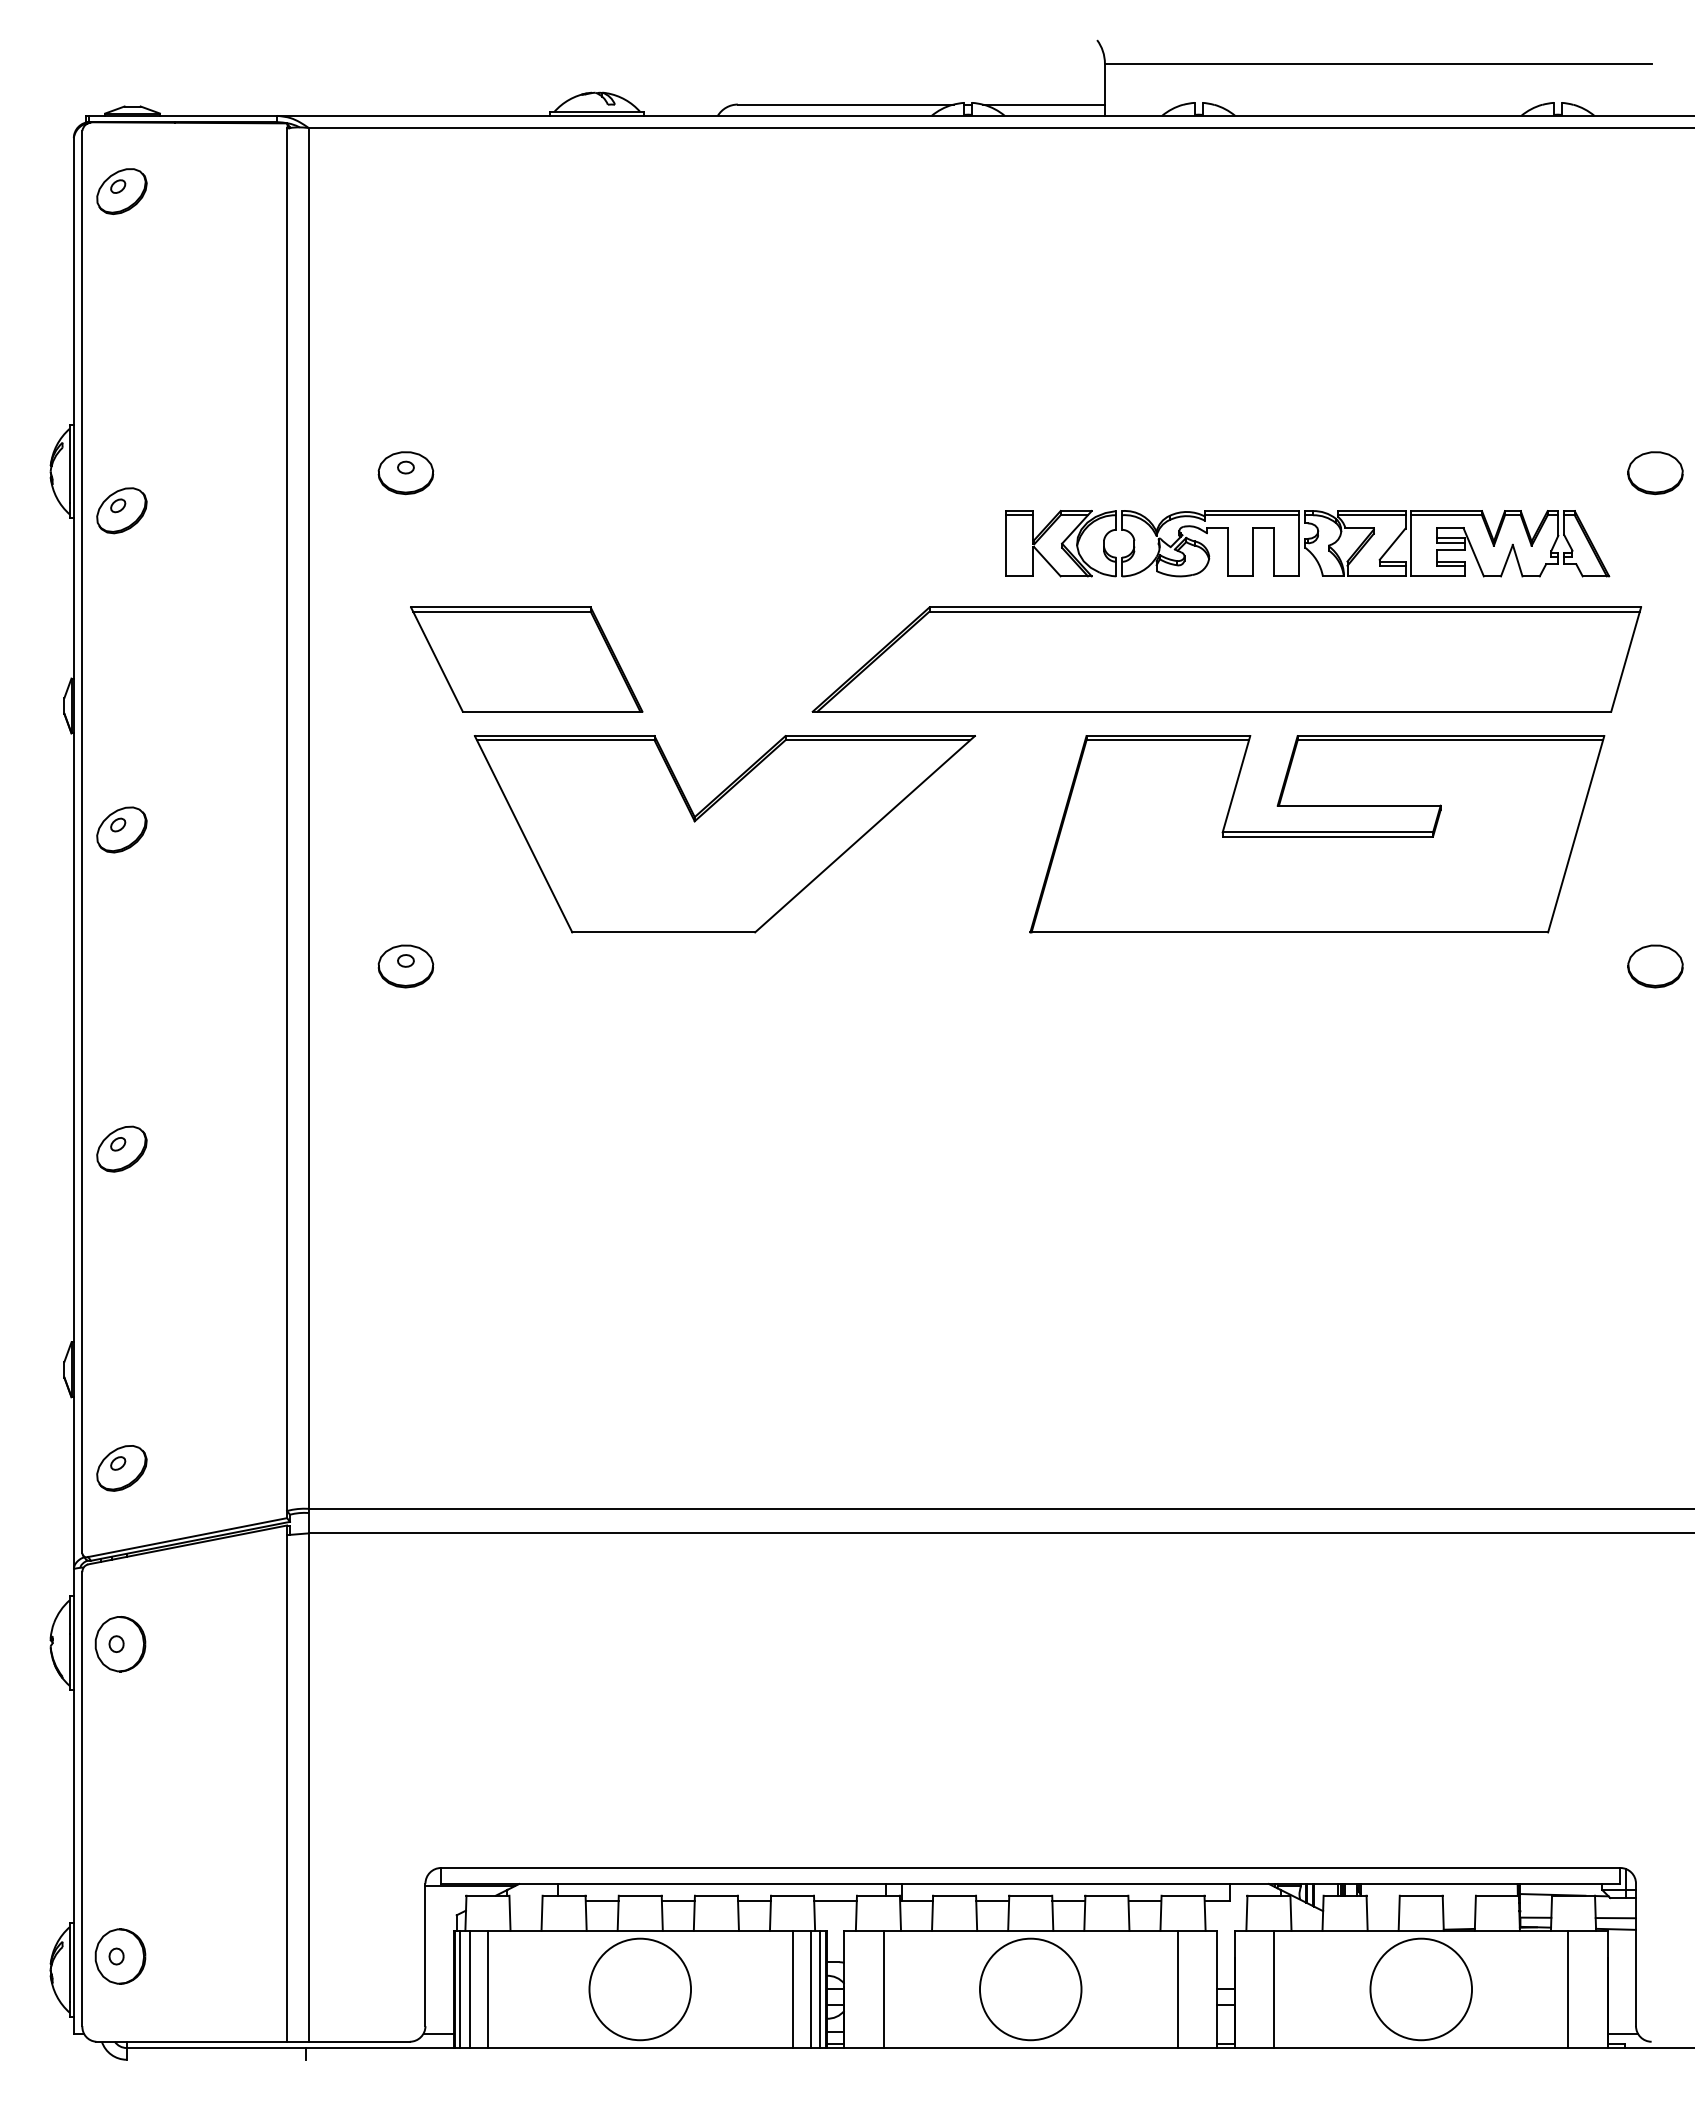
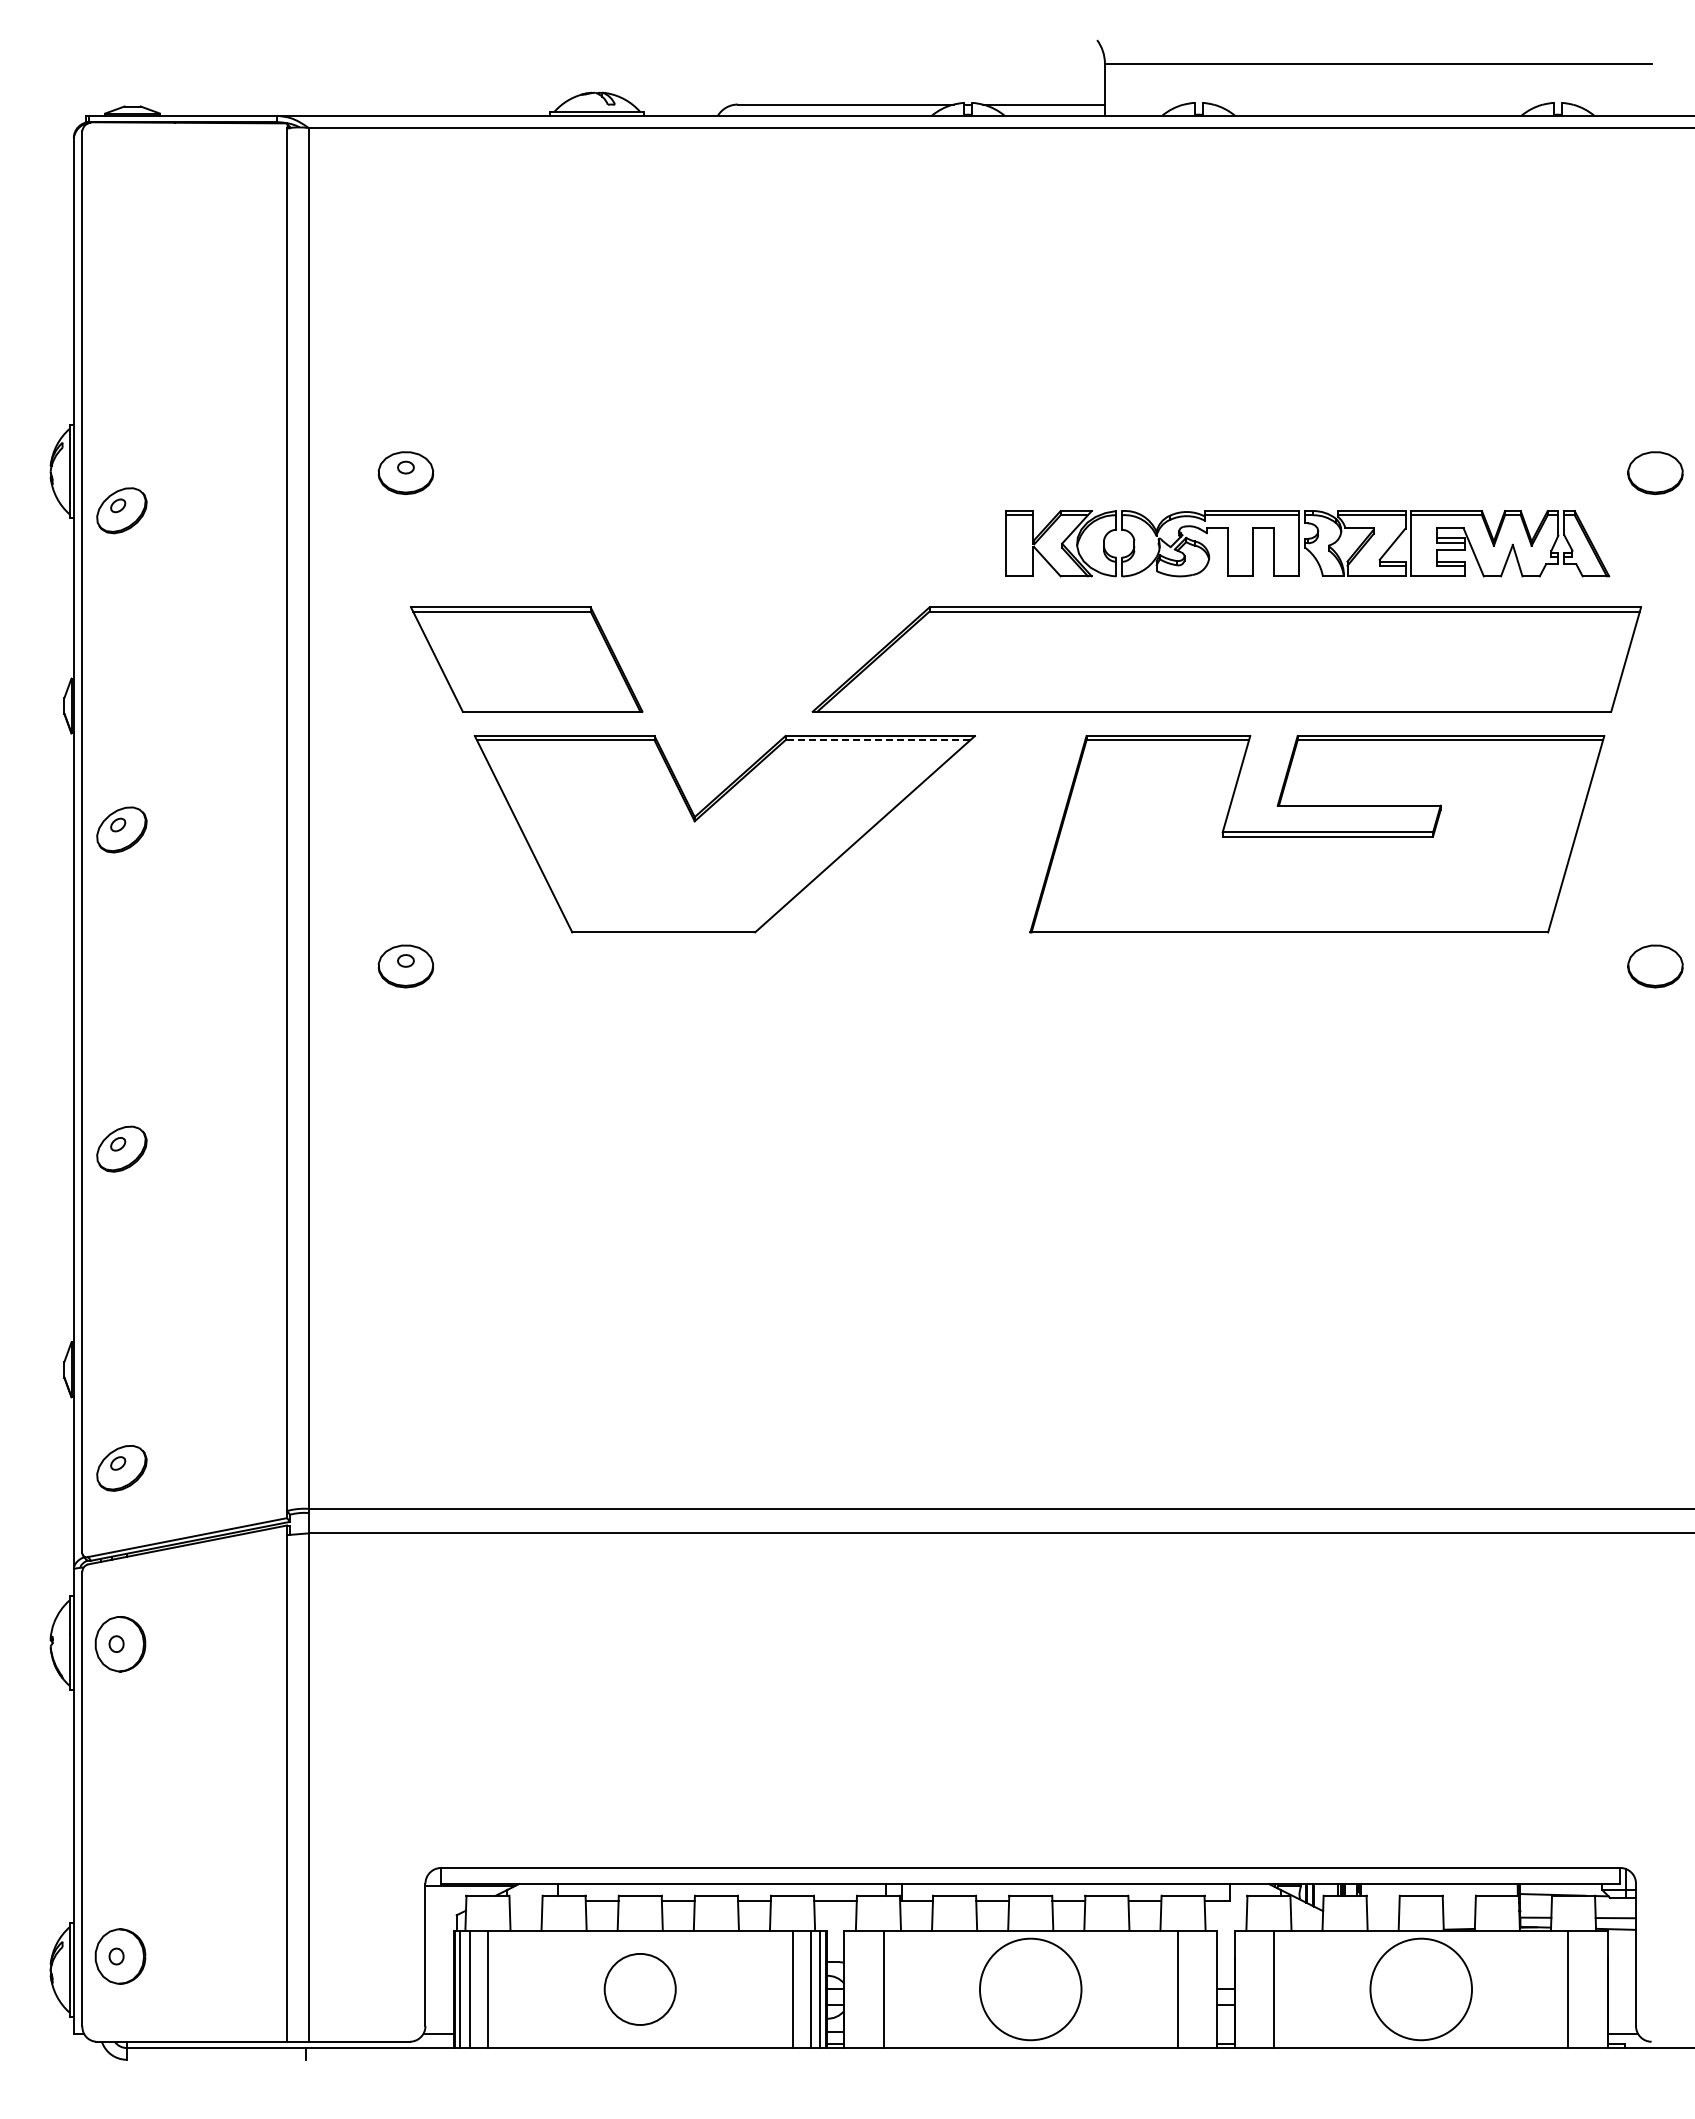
part: present -> none (121, 191)
line: solid -> dashed (877, 740)
circle diameter: 102 px -> 71 px (639, 1989)
